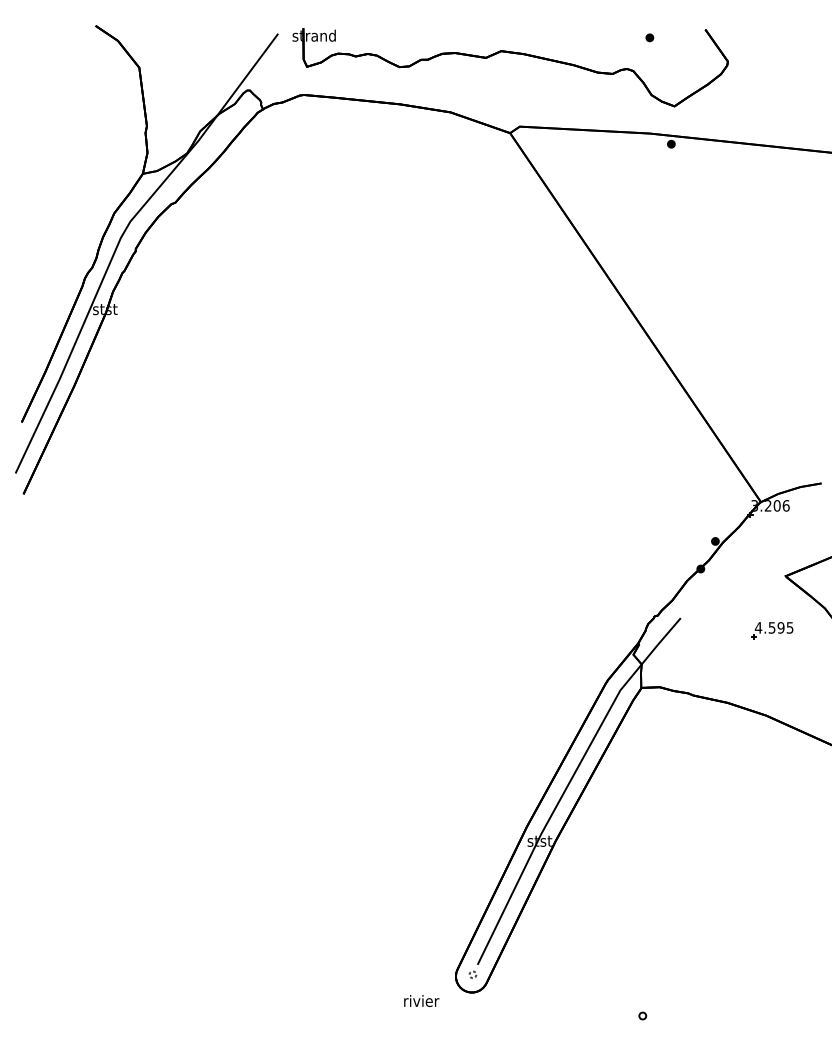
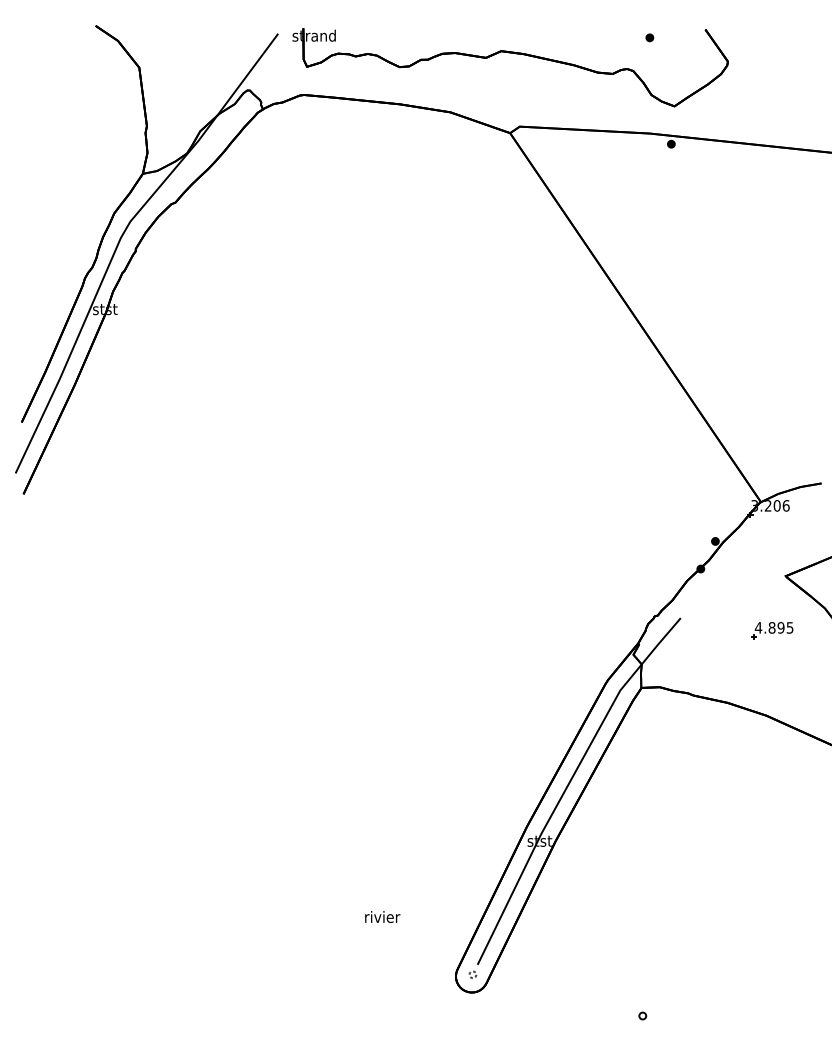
text: 4.595 -> 4.895 (771, 627)
text position: (421, 1000) -> (382, 916) (382, 916)
